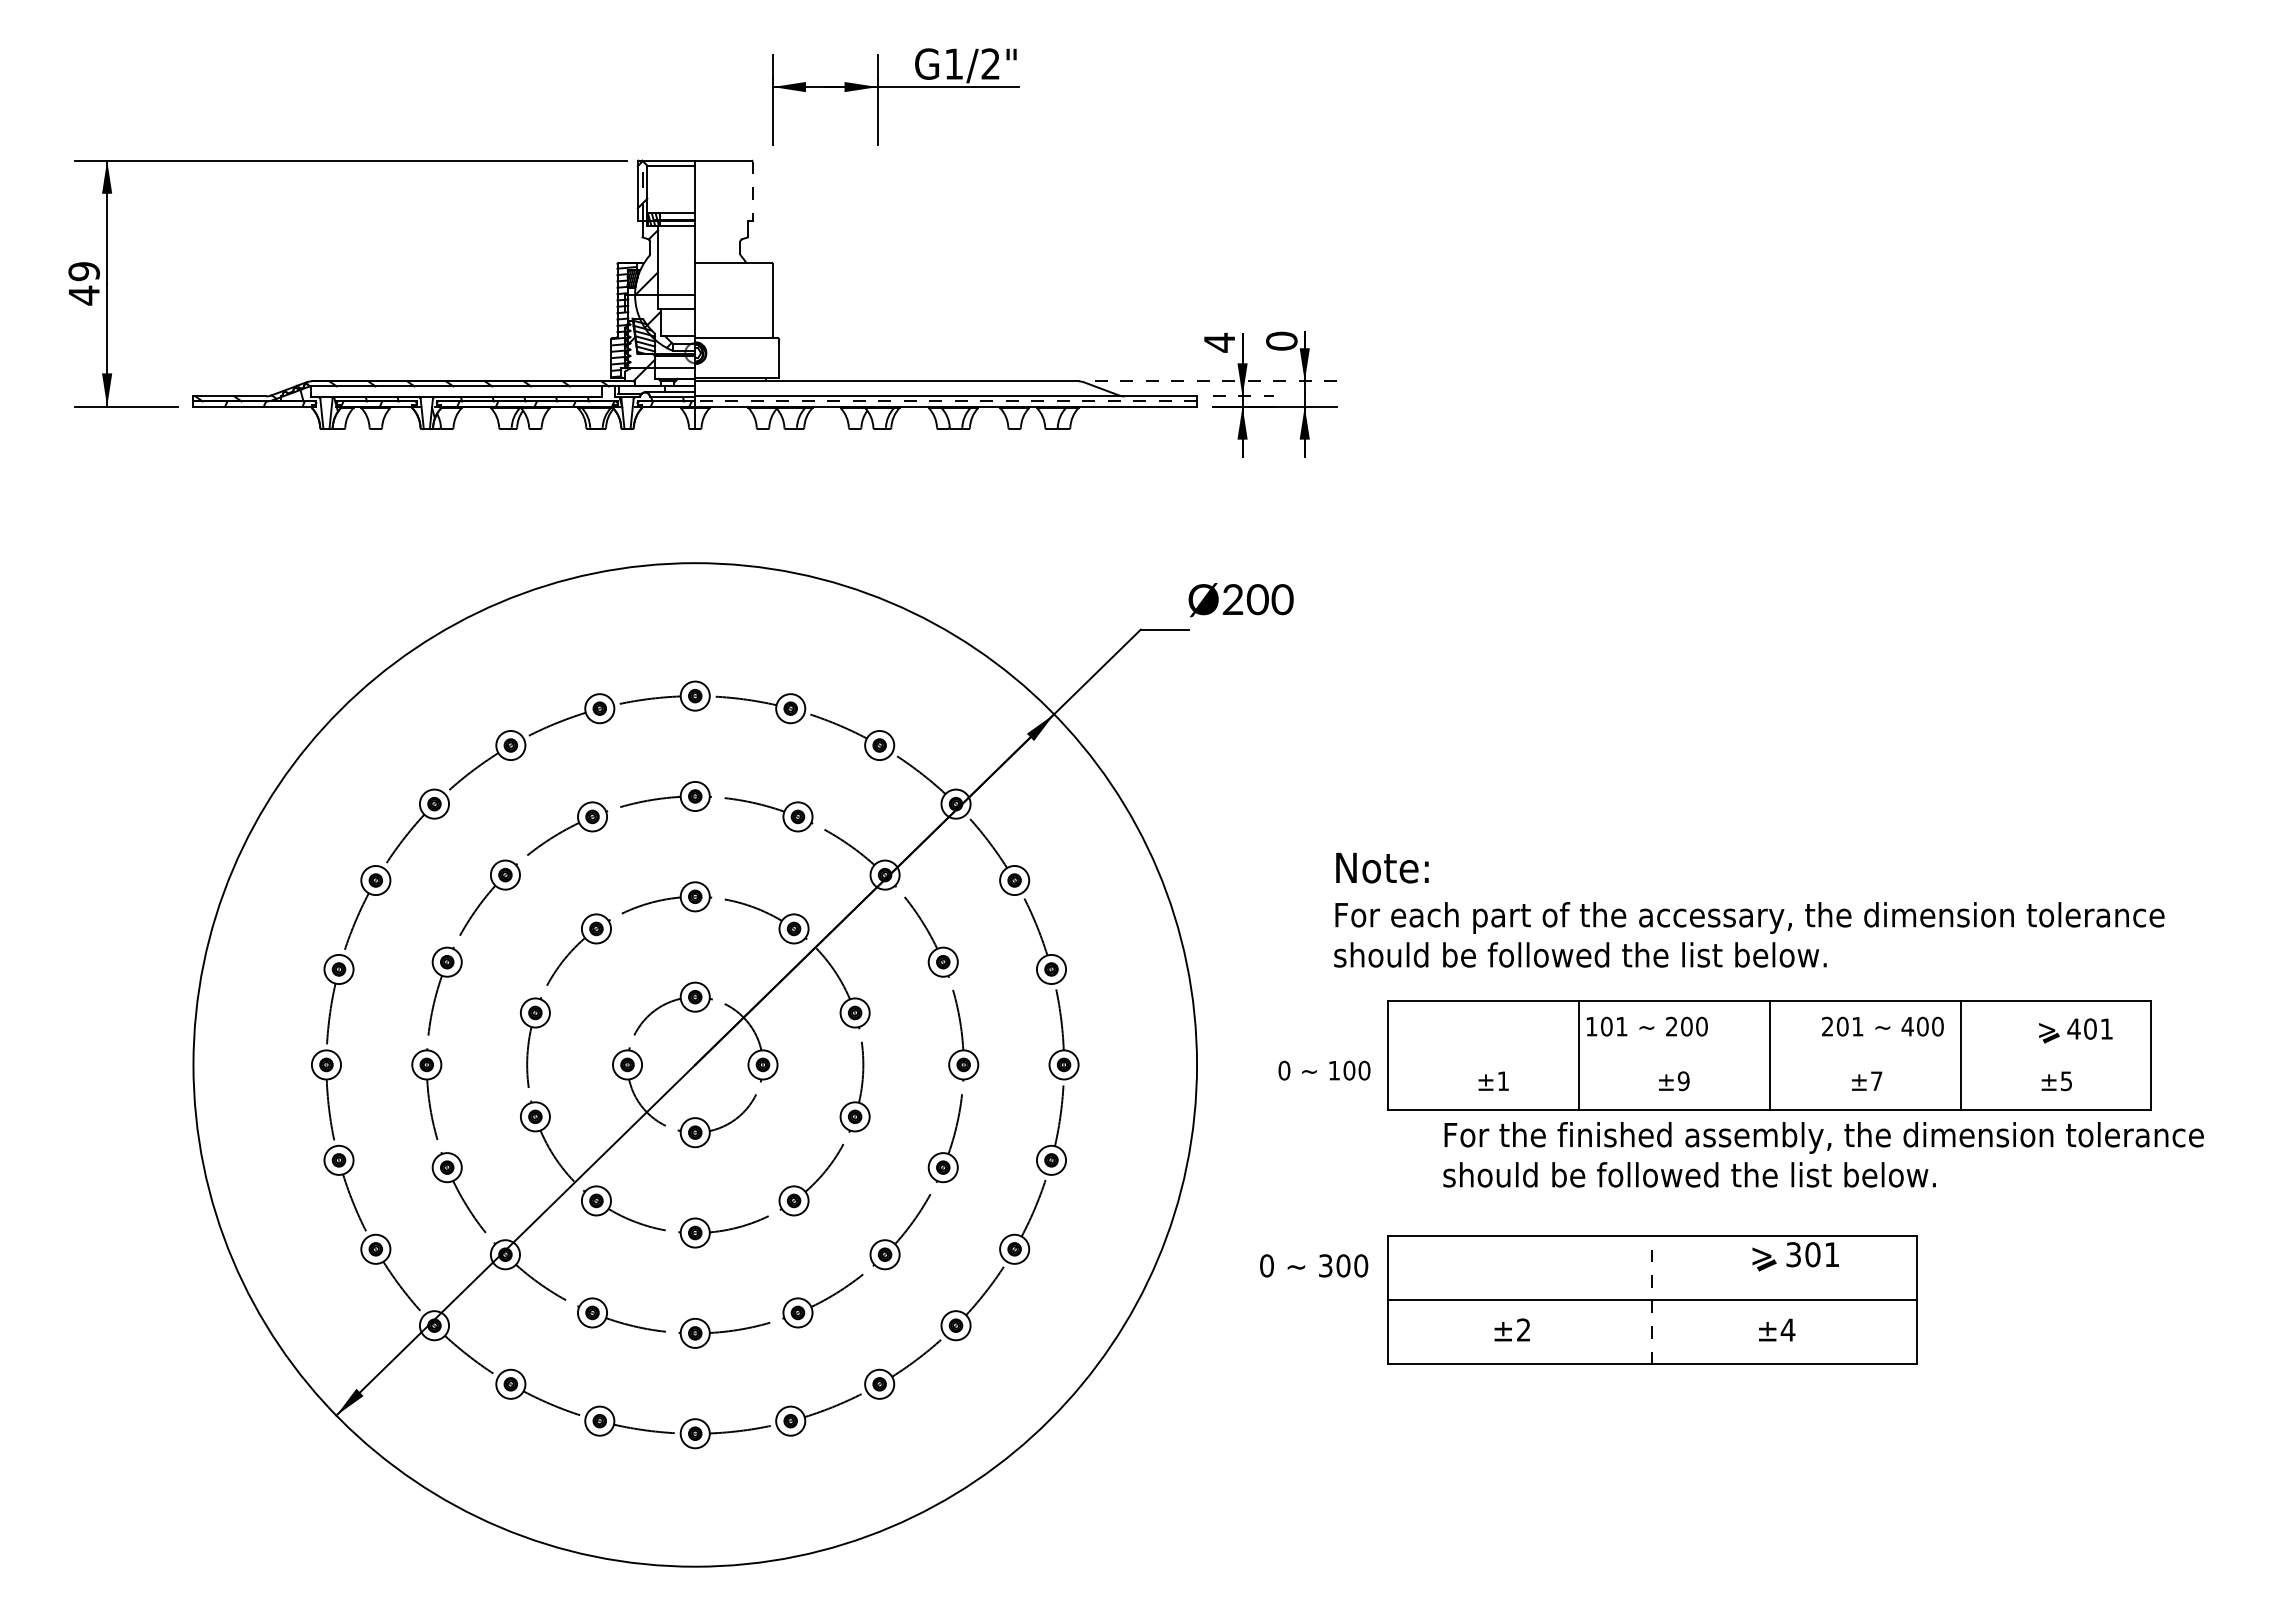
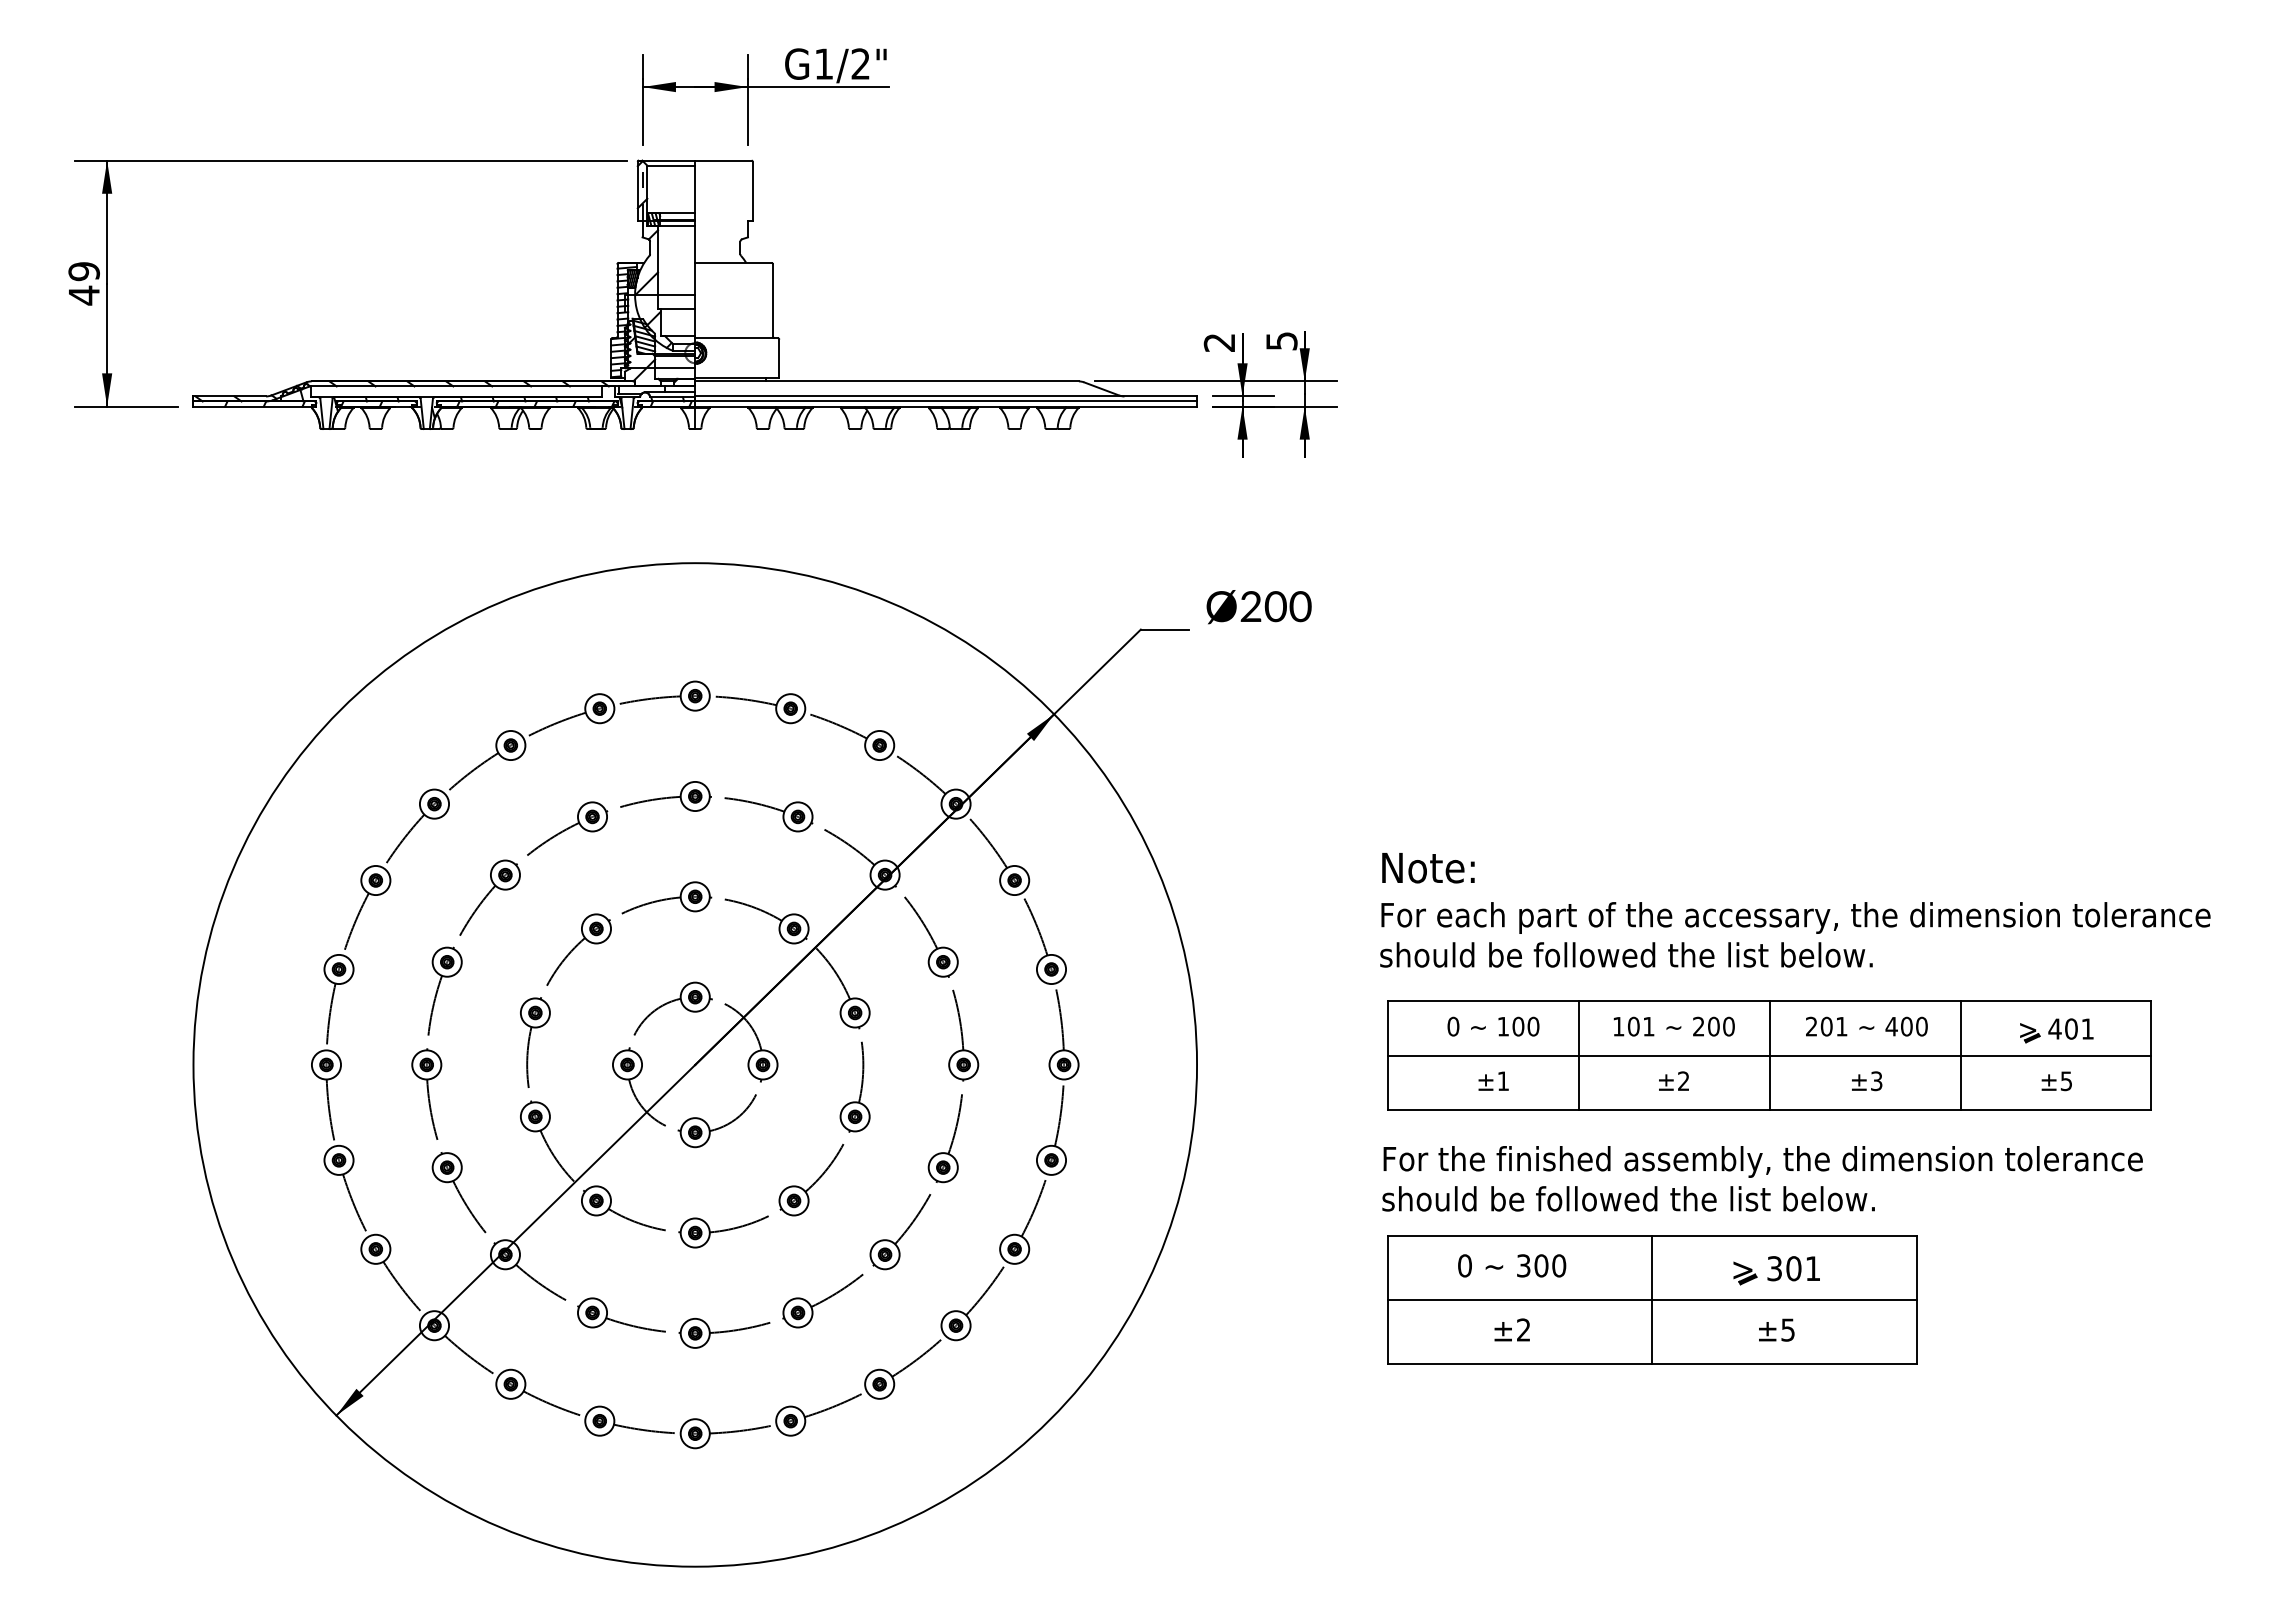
part position: (895, 87) -> (765, 87) (765, 87)
line: dashed -> solid (752, 191)
text: 0 -> 5 (1281, 340)
text: 4 -> 2 (1218, 342)
line: dashed -> solid (1215, 381)
line: dashed -> solid (1243, 396)
line: dashed -> solid (917, 401)
text position: (1240, 600) -> (1258, 607) (1258, 607)
text position: (1749, 910) -> (1795, 910) (1795, 910)
text position: (1646, 1026) -> (1673, 1026) (1673, 1026)
text position: (1882, 1026) -> (1866, 1026) (1866, 1026)
part position: (2075, 1030) -> (2056, 1030) (2056, 1030)
line: none -> present (1769, 1055)
text position: (1324, 1070) -> (1493, 1026) (1493, 1026)
text: ±9 -> ±2 (1683, 1081)
text: ±7 -> ±3 (1876, 1081)
text position: (1823, 1154) -> (1762, 1178) (1762, 1178)
part position: (1795, 1256) -> (1776, 1270) (1776, 1270)
text position: (1314, 1265) -> (1512, 1265) (1512, 1265)
line: dashed -> solid (1652, 1299)
text: ±4 -> ±5 (1787, 1329)
